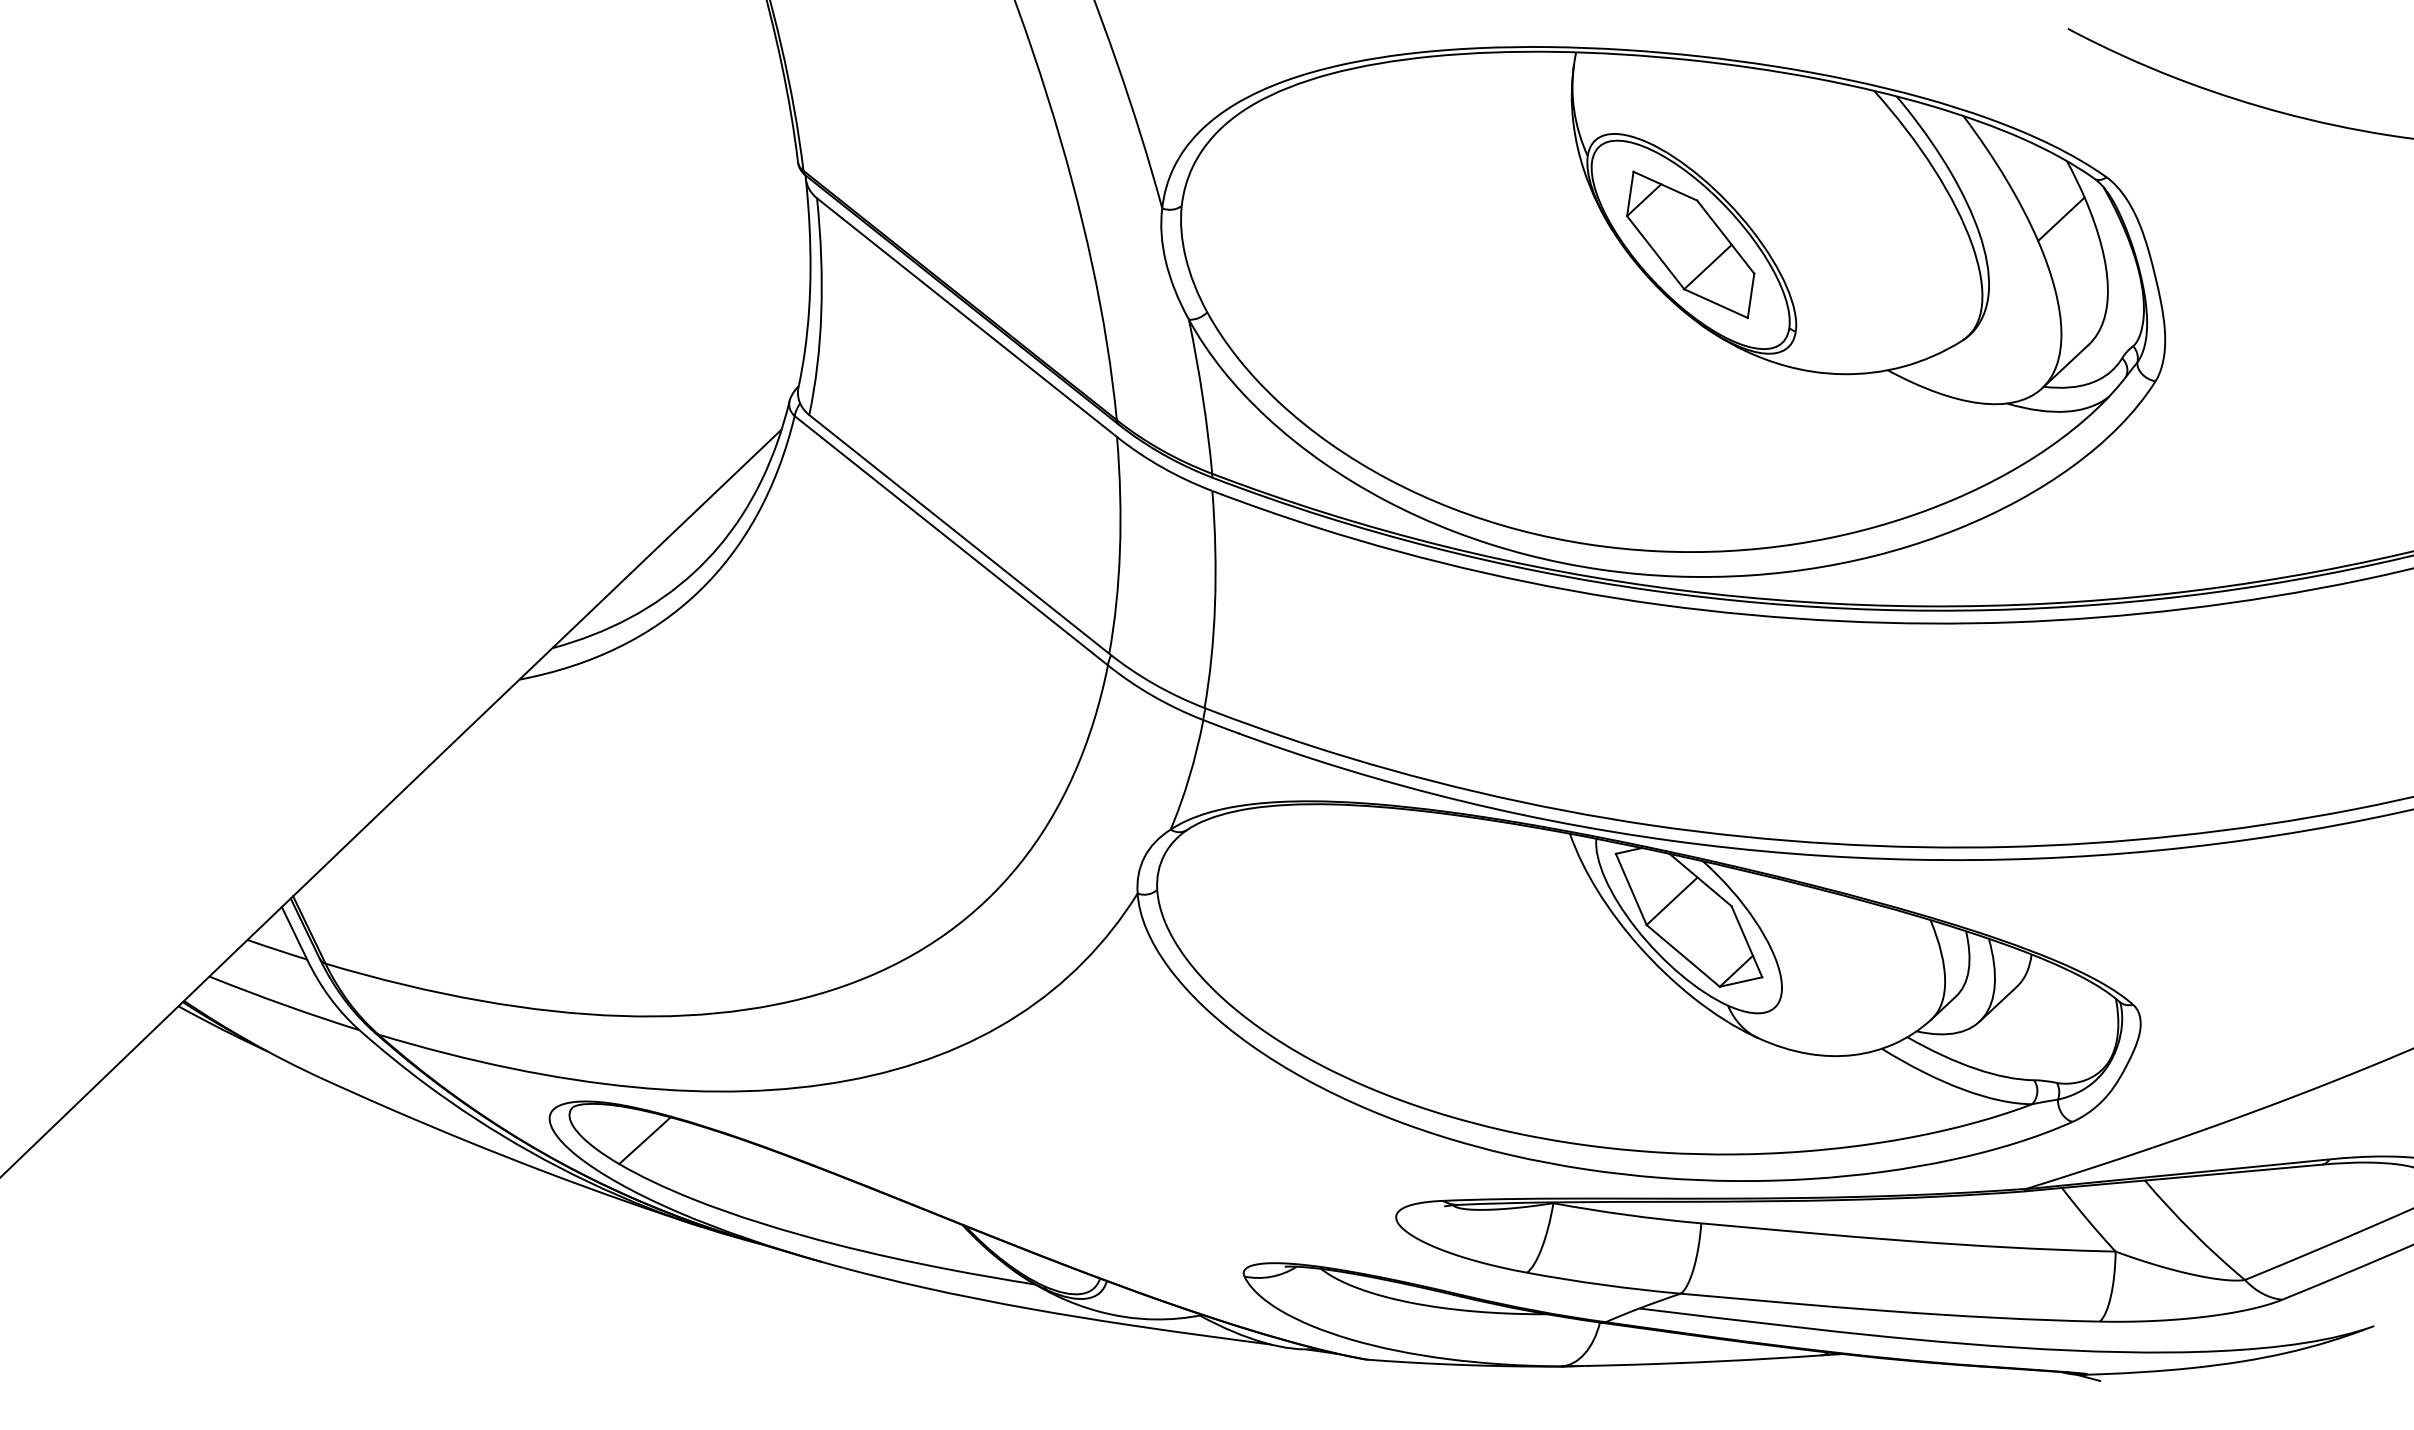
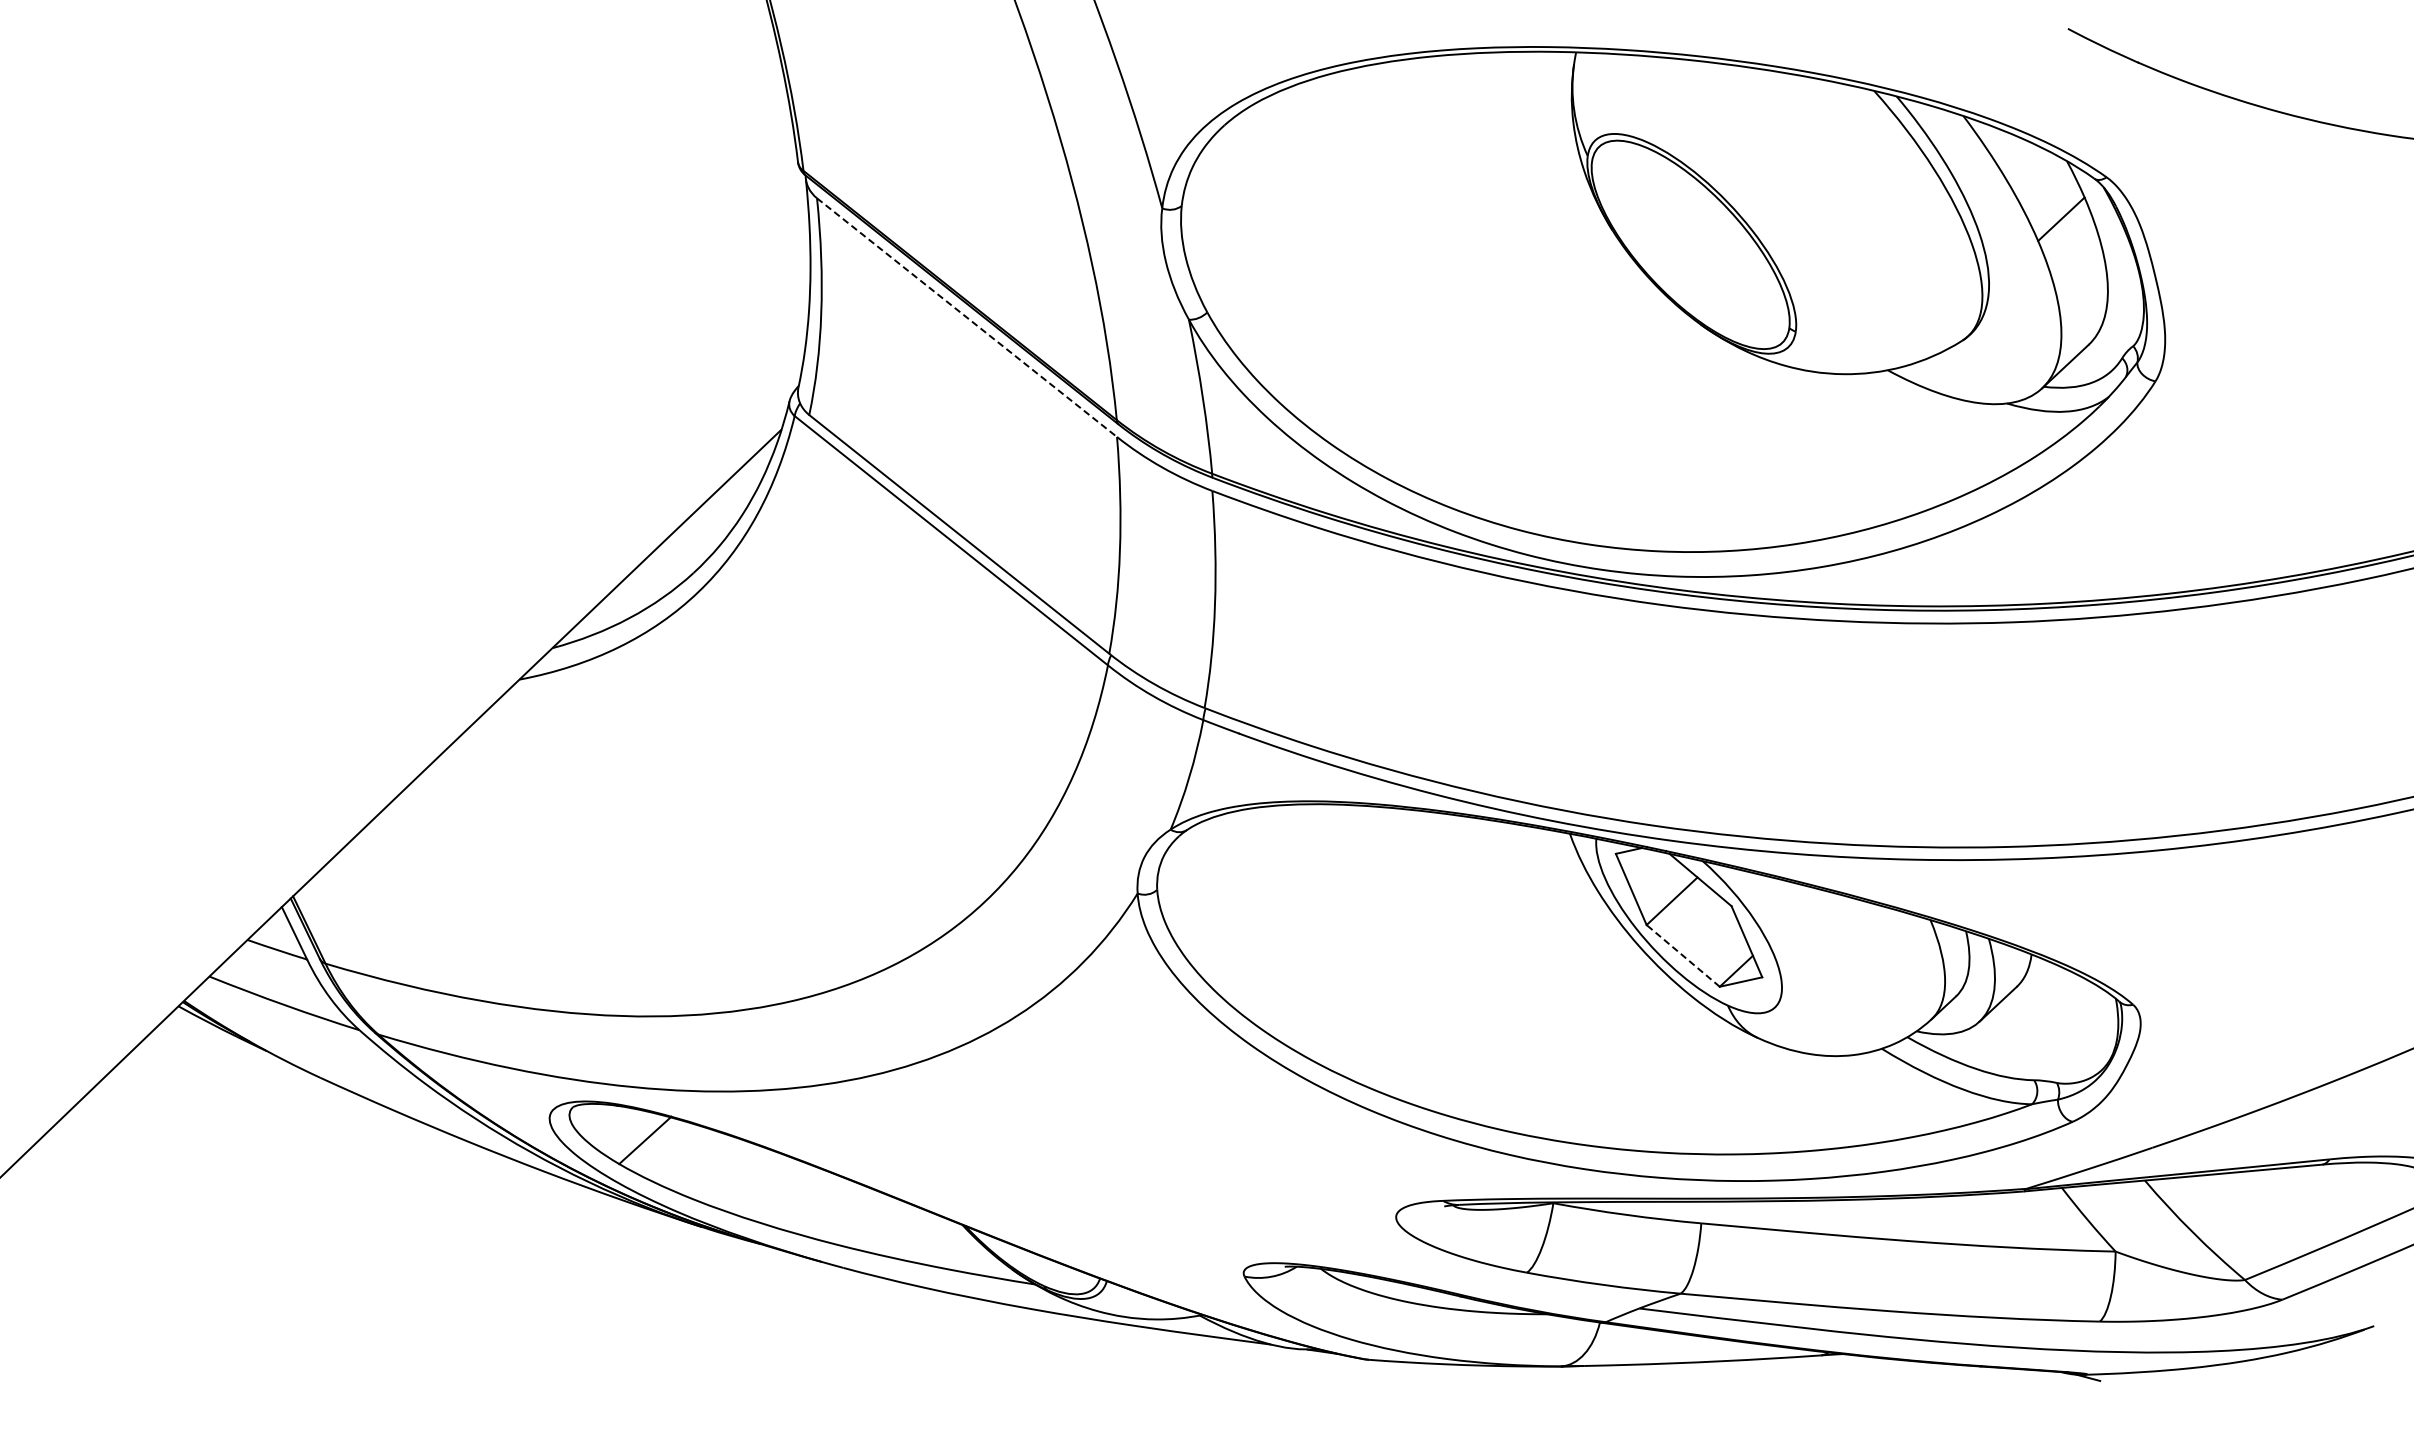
part: present -> none (1690, 244)
line: solid -> dashed (967, 317)
line: solid -> dashed (1683, 955)
